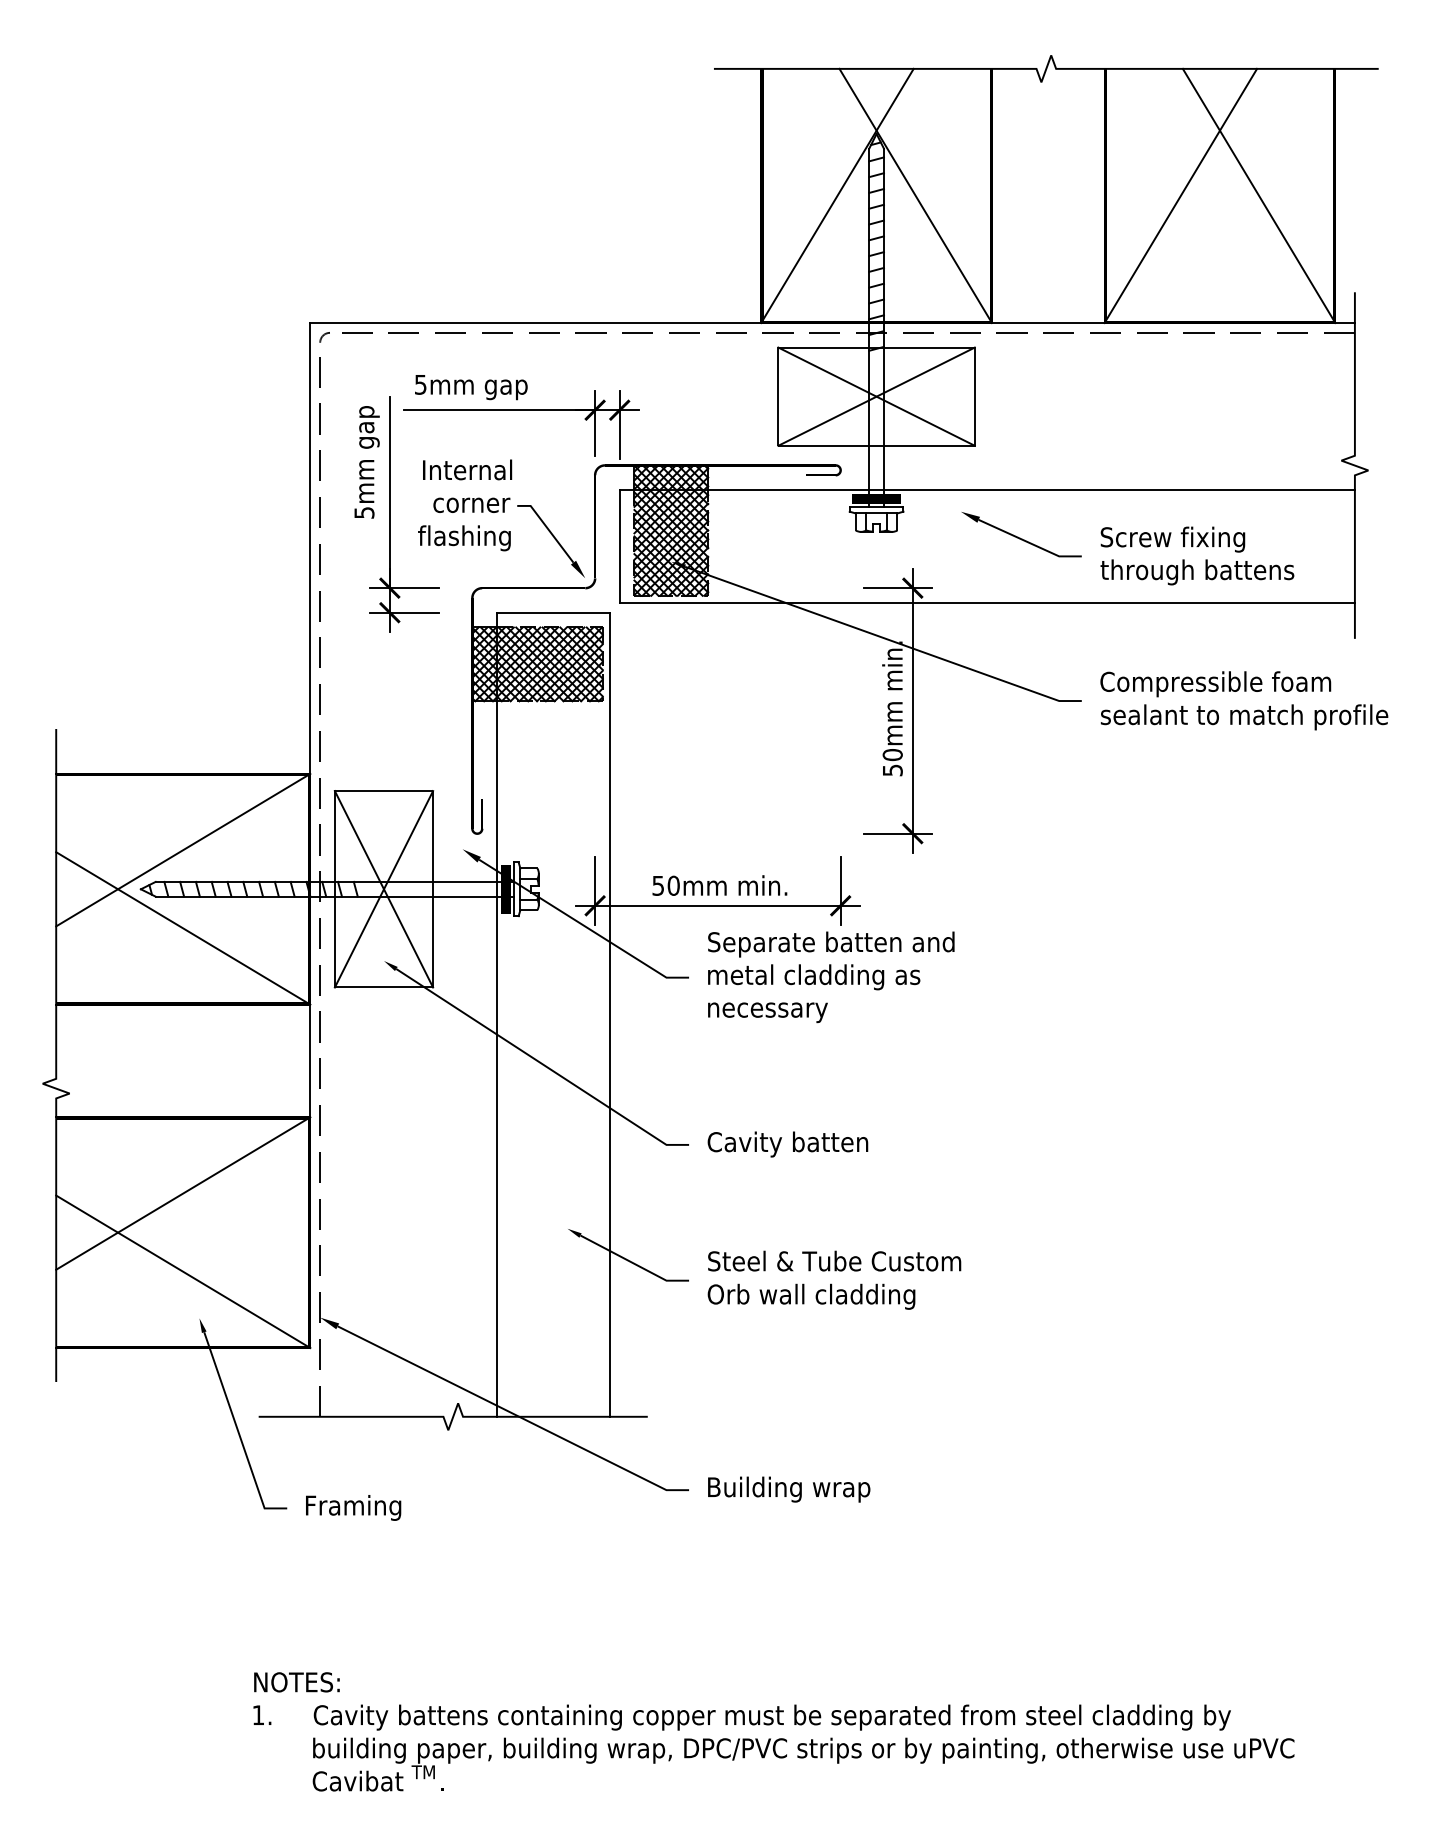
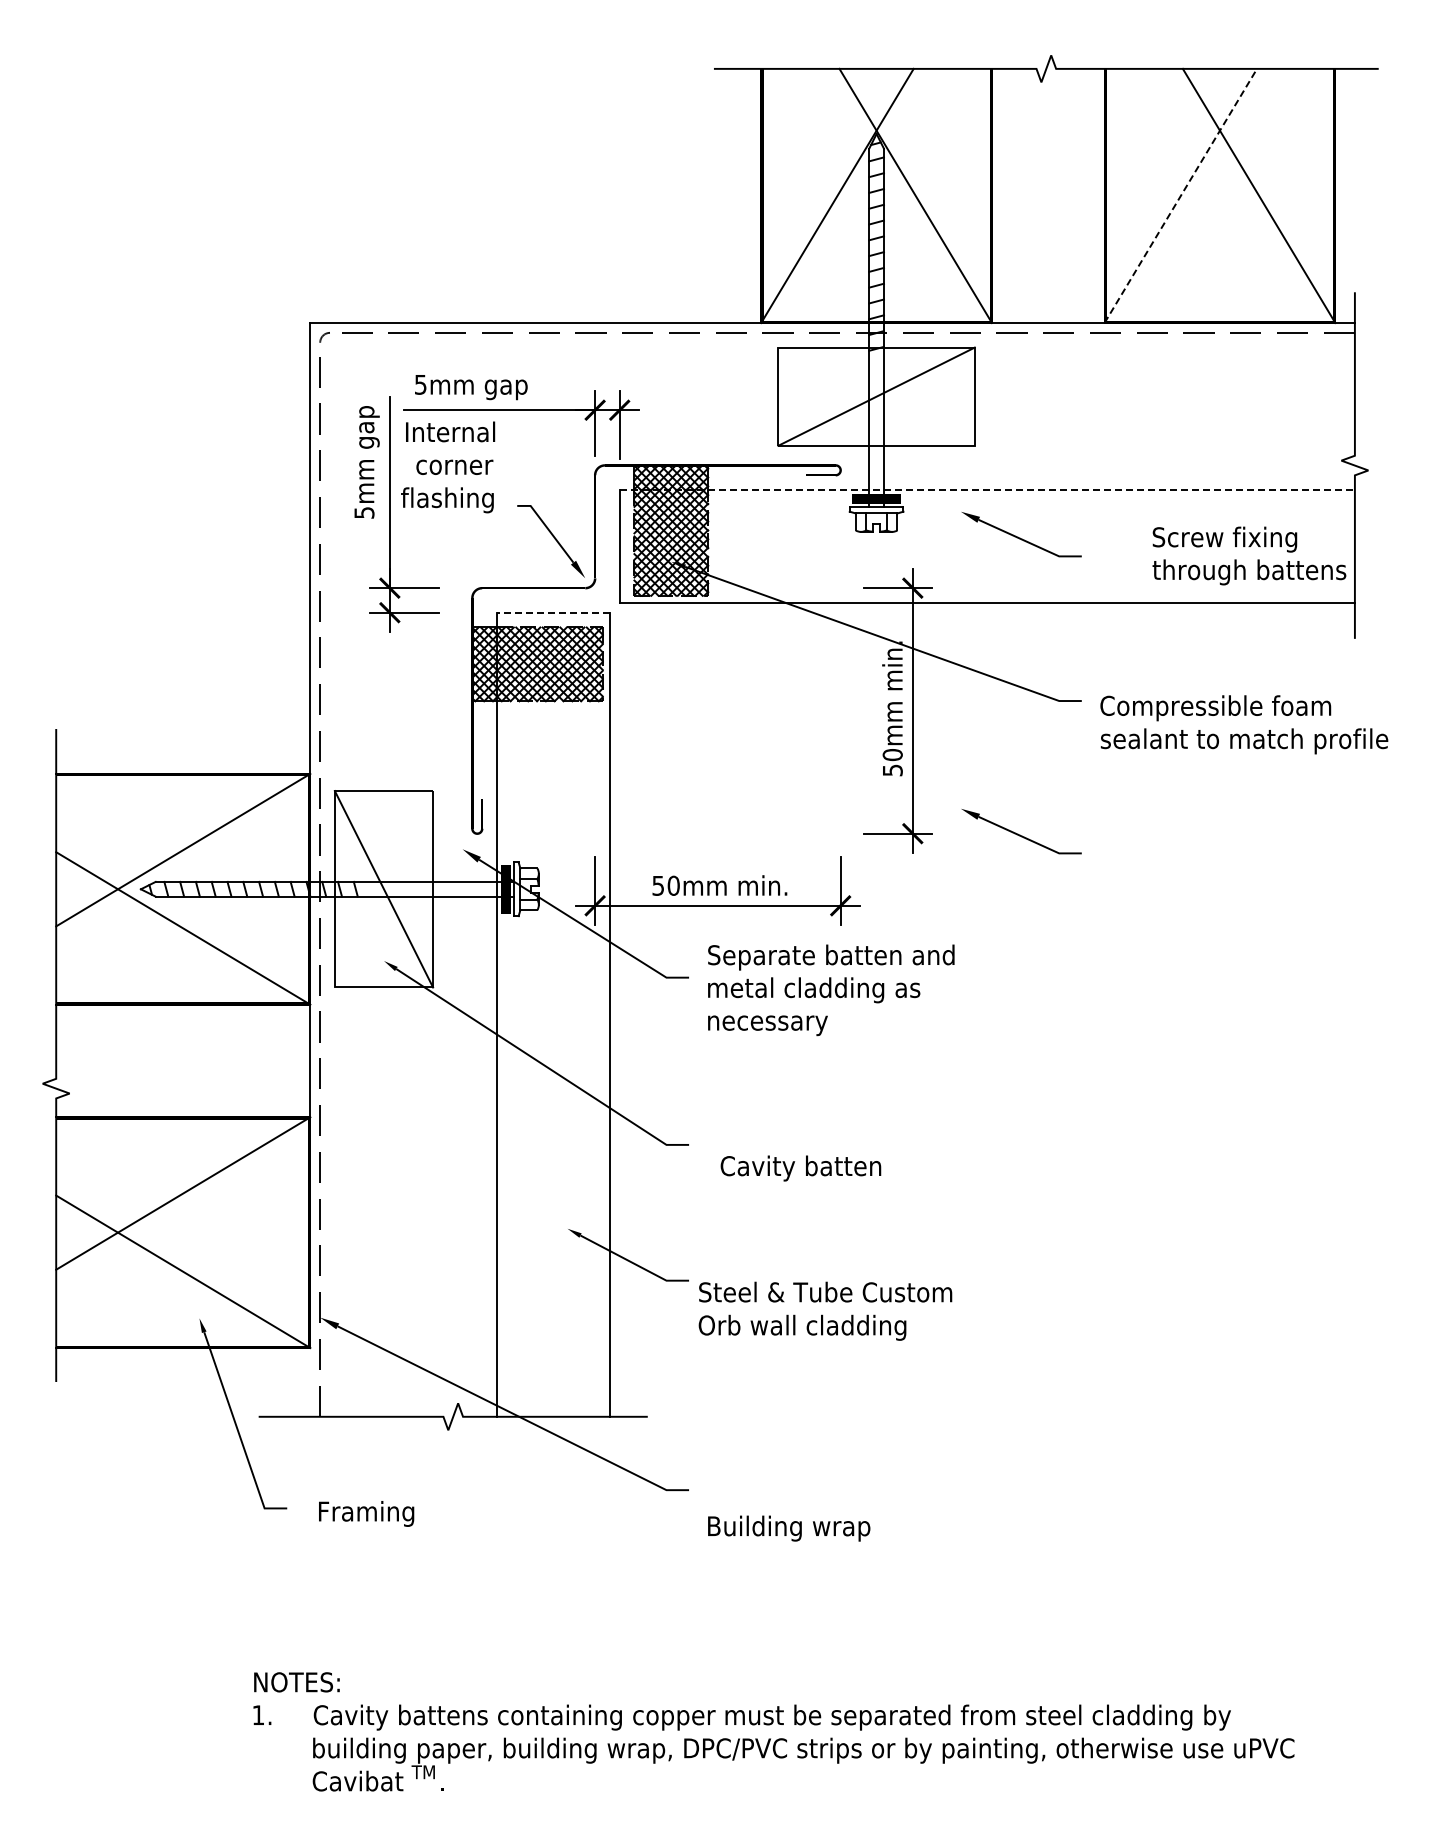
line: solid -> dashed (1181, 195)
line: present -> none (876, 396)
line: solid -> dashed (987, 489)
text position: (465, 505) -> (448, 467) (448, 467)
text position: (1197, 555) -> (1249, 555) (1249, 555)
line: solid -> dashed (553, 612)
text position: (1244, 700) -> (1244, 724) (1244, 724)
part: none -> present (1021, 831)
line: present -> none (383, 889)
text position: (831, 977) -> (831, 990) (831, 990)
text position: (787, 1144) -> (800, 1168) (800, 1168)
text position: (834, 1279) -> (825, 1310) (825, 1310)
text position: (789, 1489) -> (789, 1528) (789, 1528)
text position: (353, 1507) -> (366, 1513) (366, 1513)
